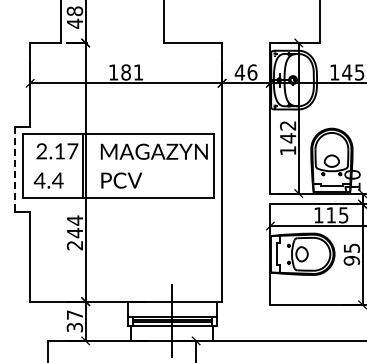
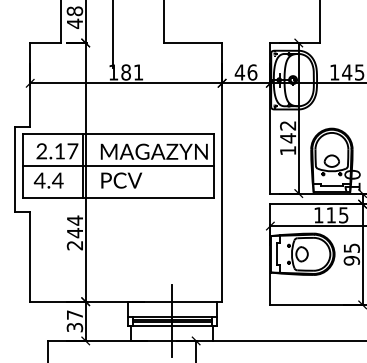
line: none -> present (112, 34)
line: none -> present (118, 165)
line: dashed -> solid (15, 169)
